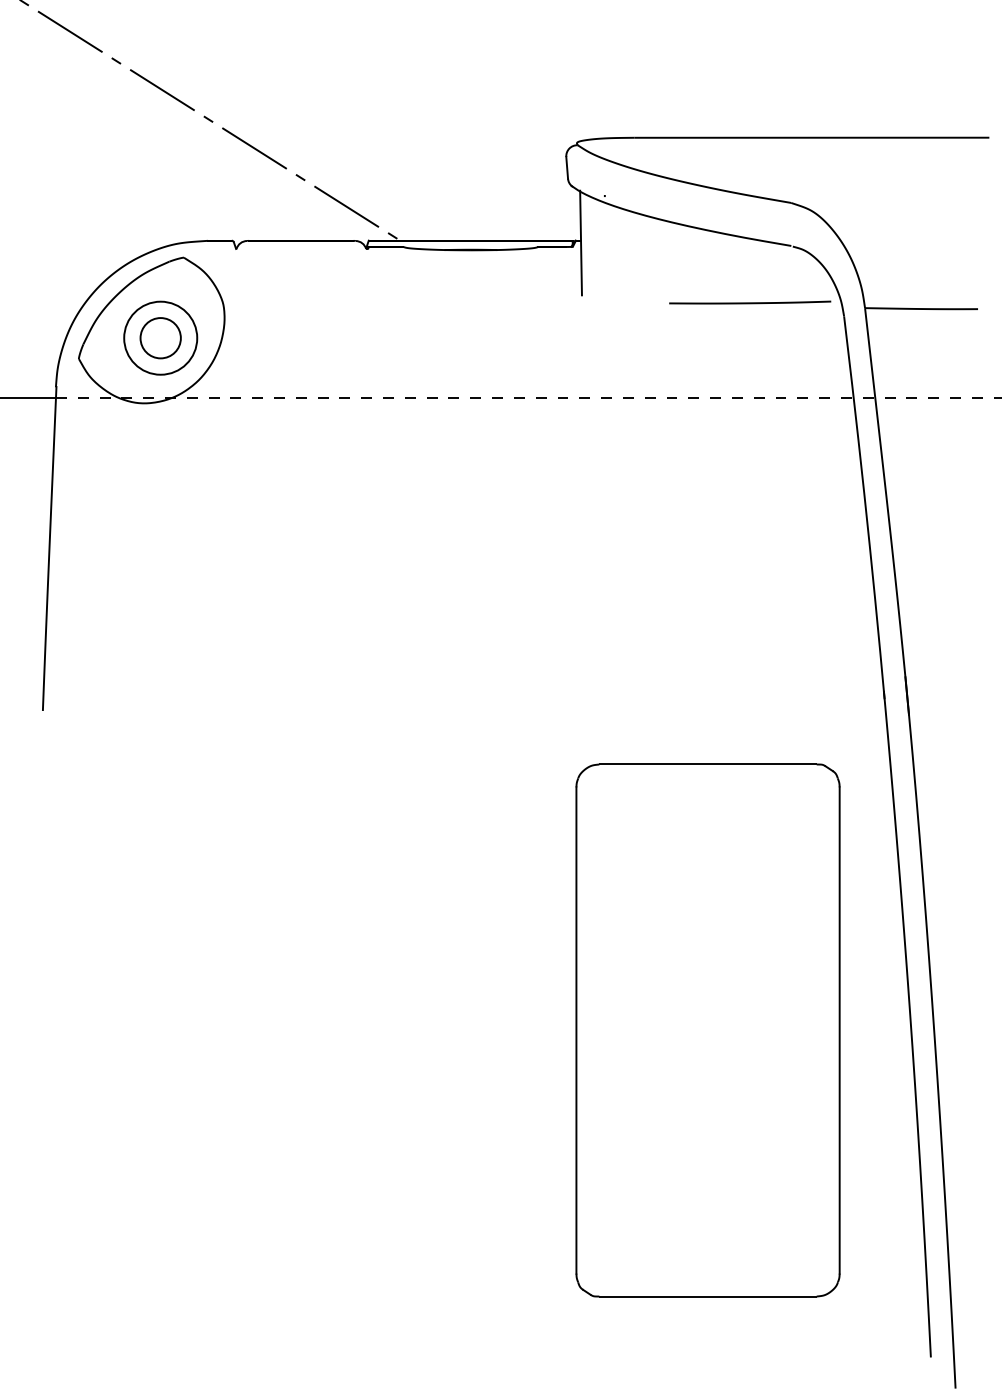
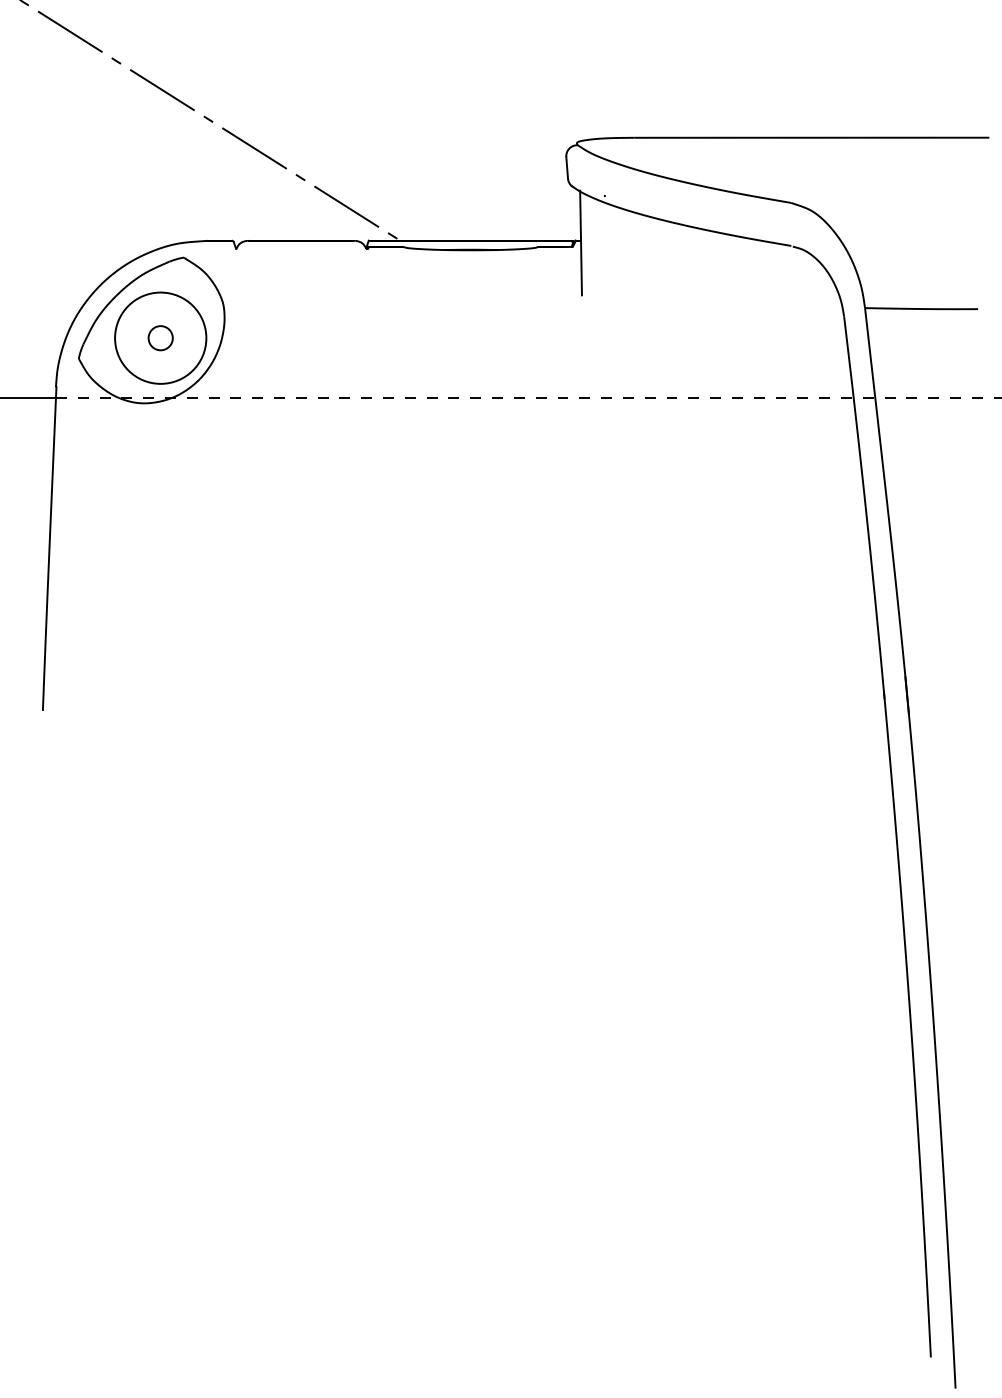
line: present -> none (750, 302)
circle diameter: 73 px -> 91 px (160, 337)
circle diameter: 40 px -> 24 px (160, 338)
part: present -> none (707, 1030)
